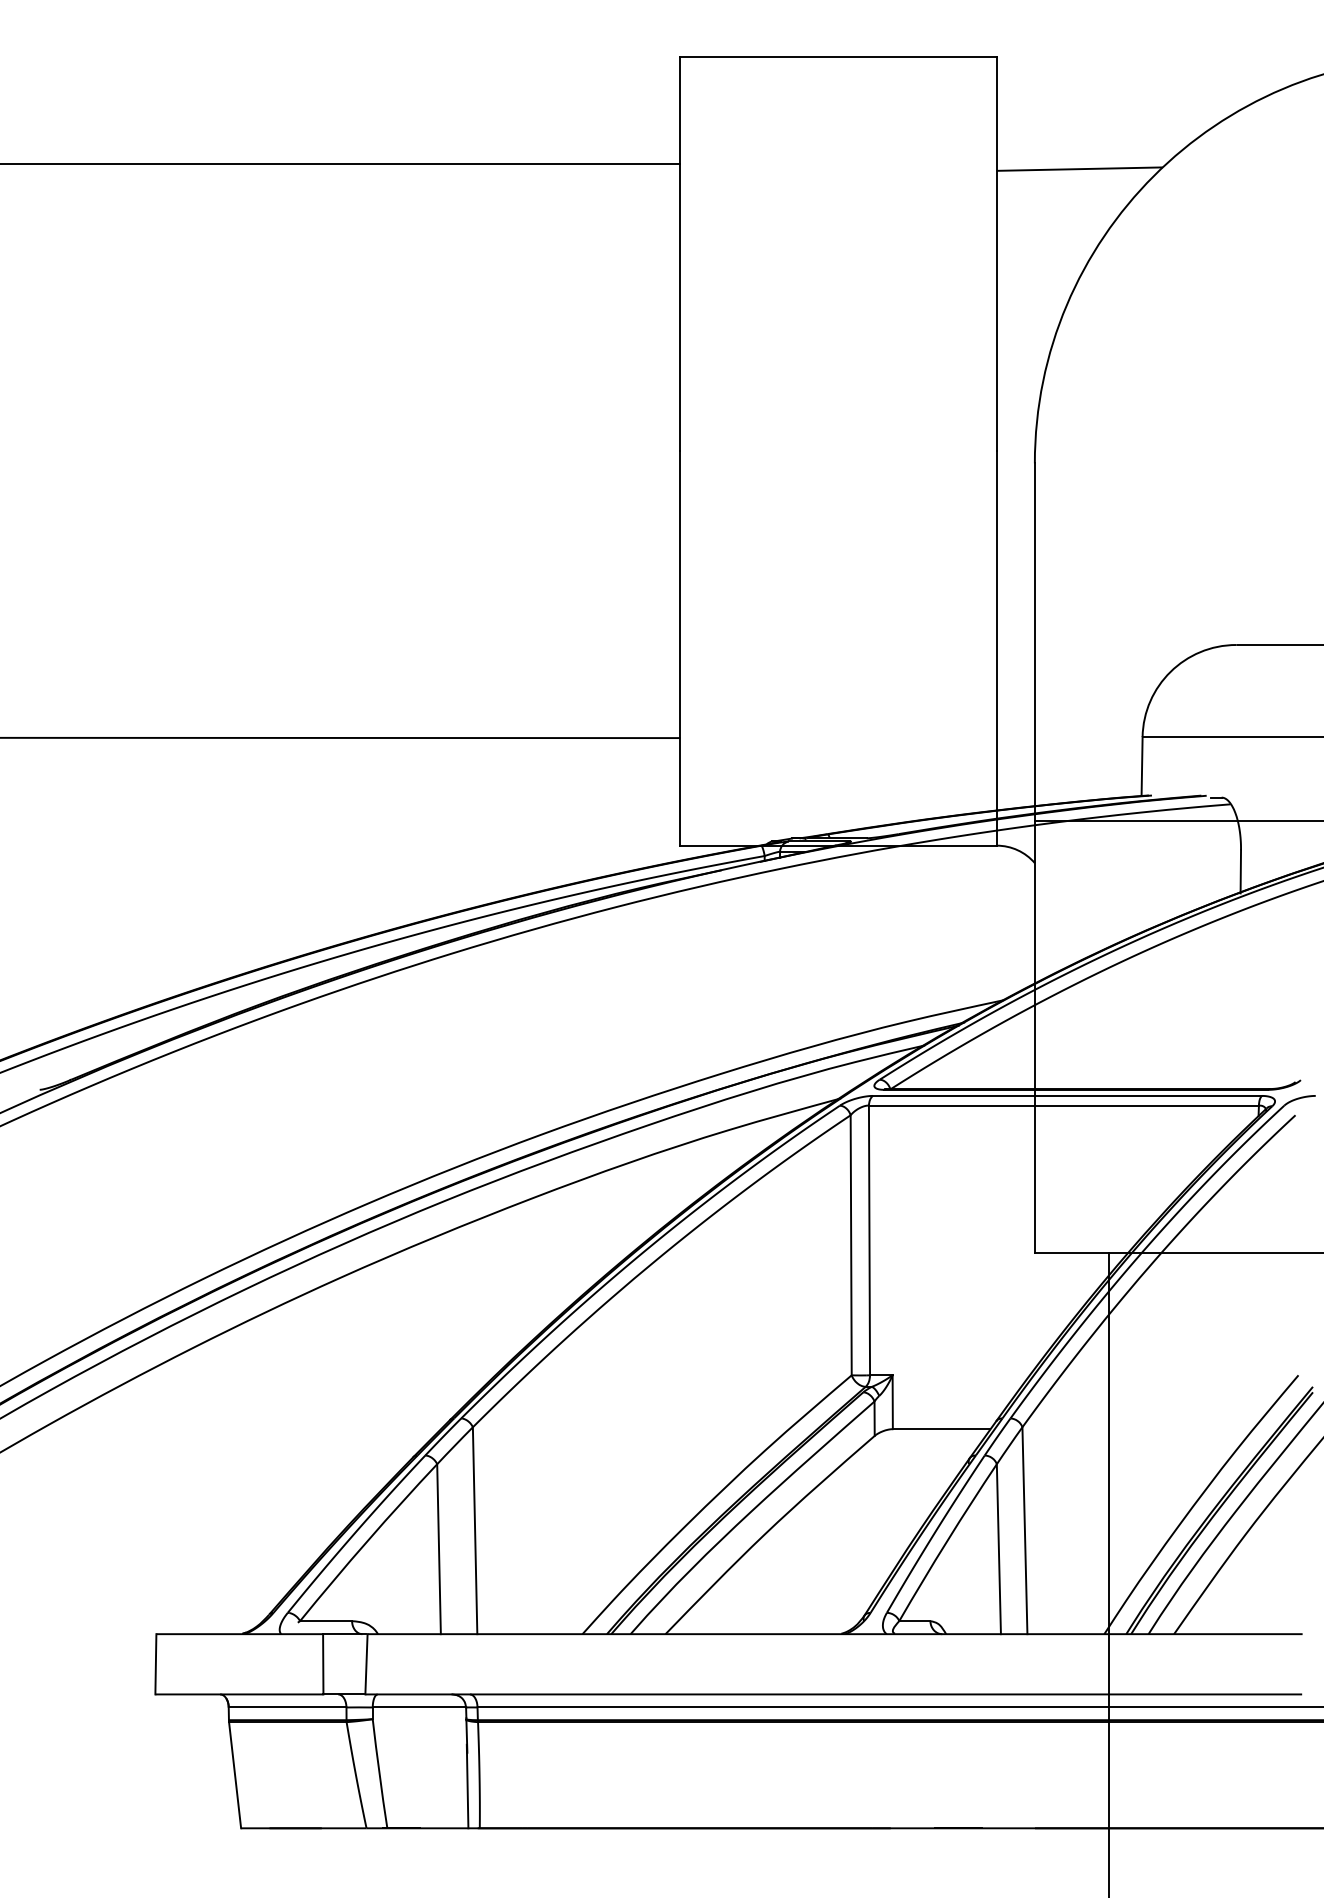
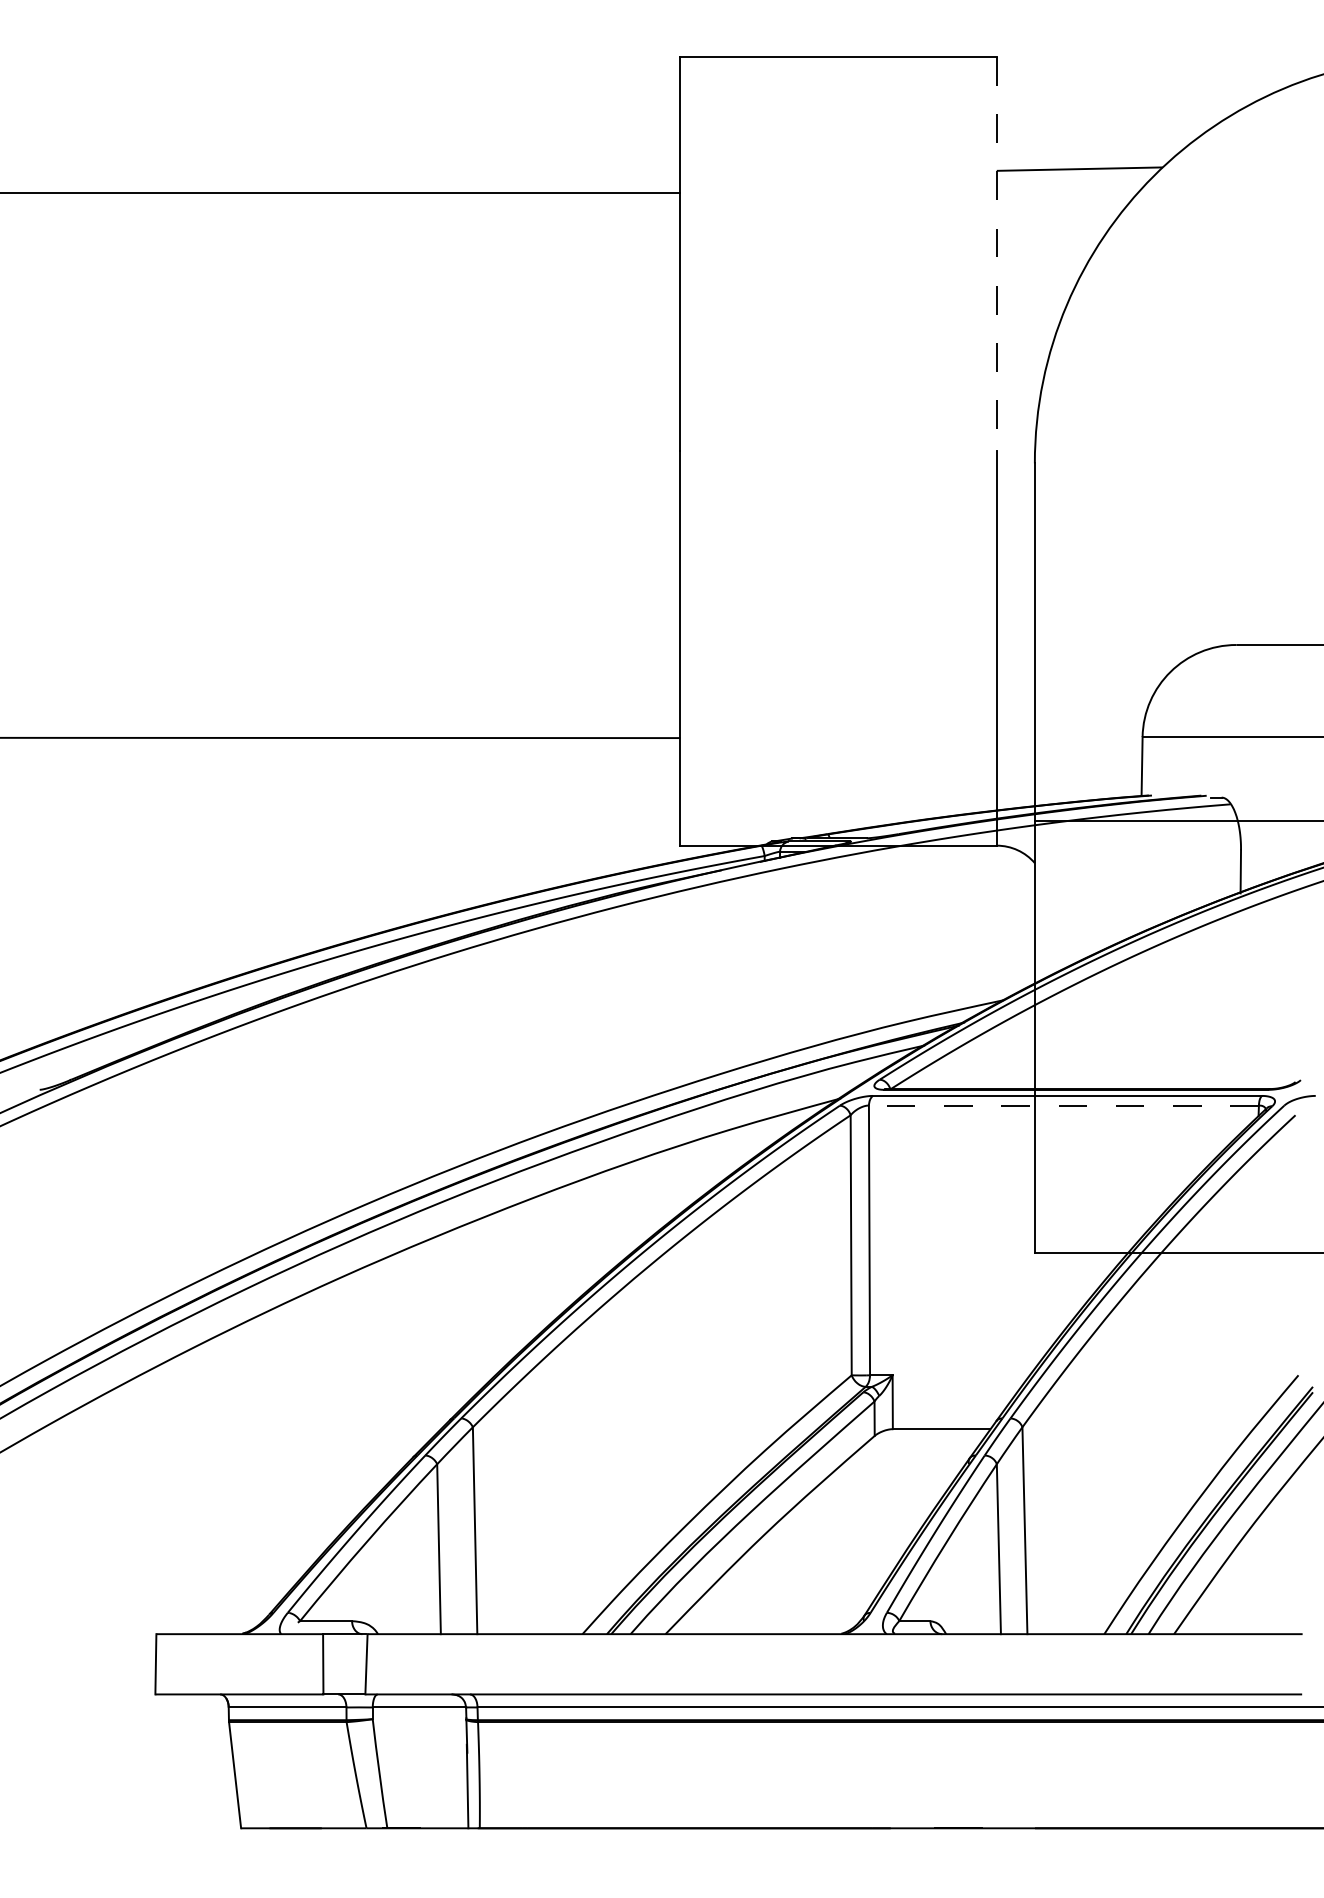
line position: (340, 164) -> (340, 193) (340, 193)
line: solid -> dashed (996, 254)
line: solid -> dashed (1063, 1105)
line: present -> none (1109, 1573)
